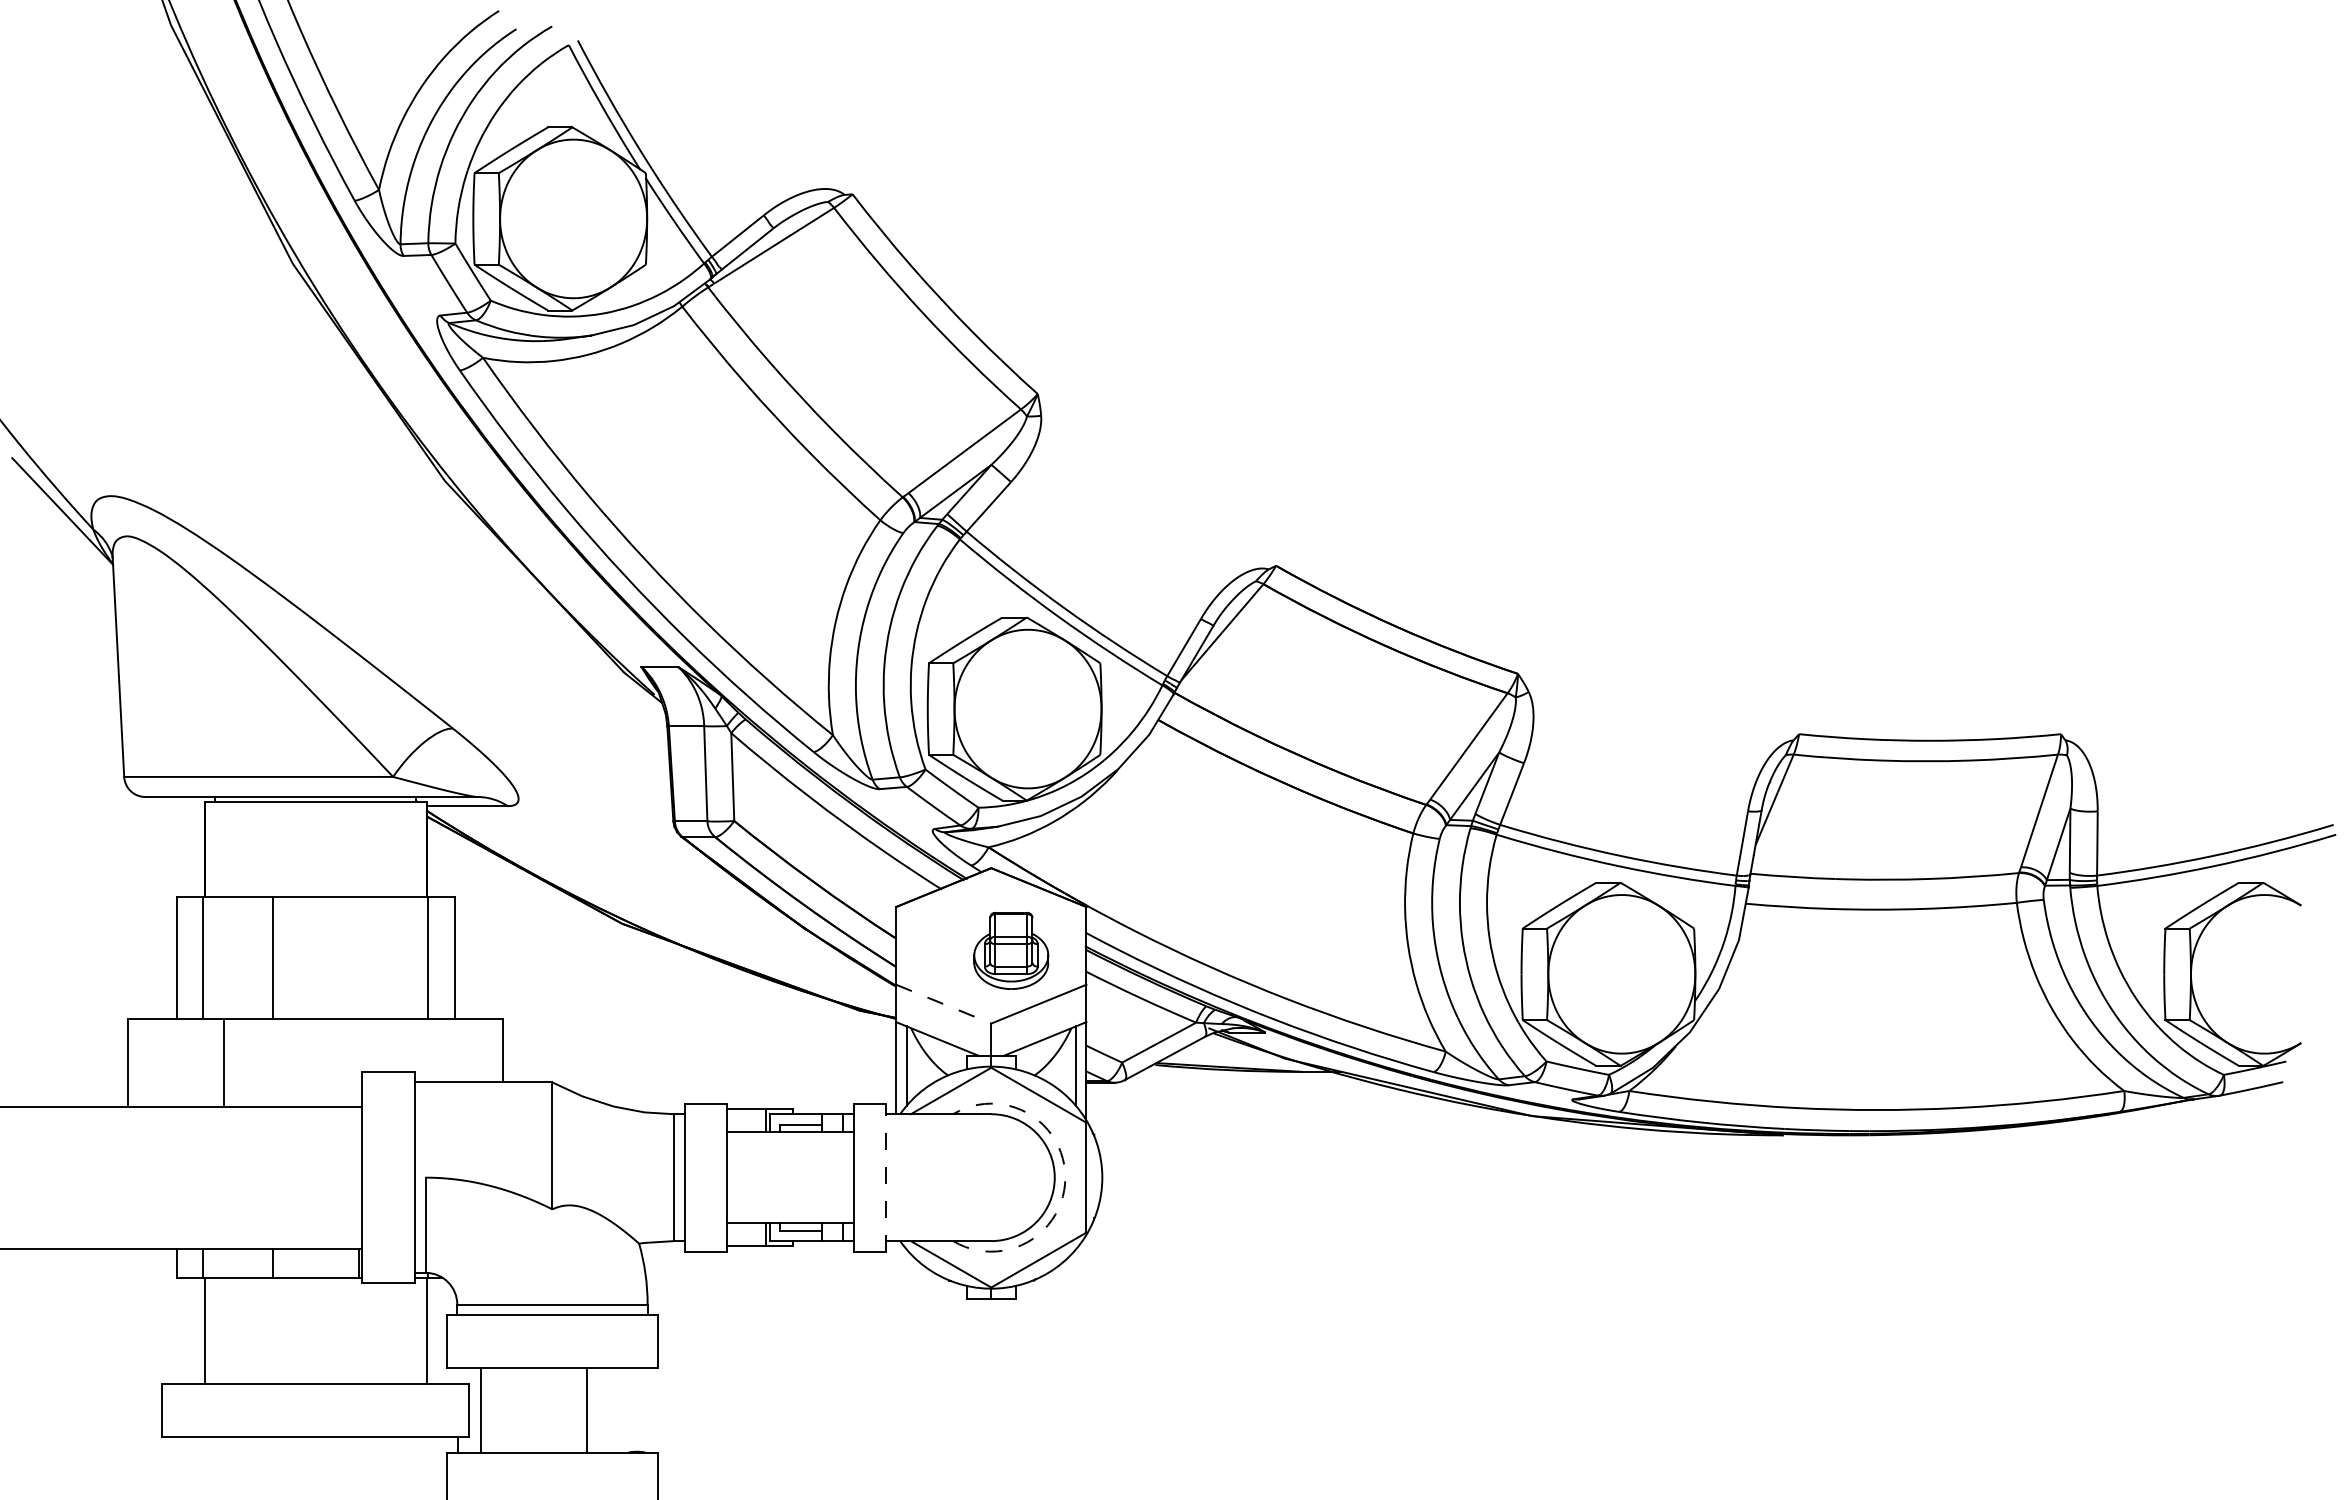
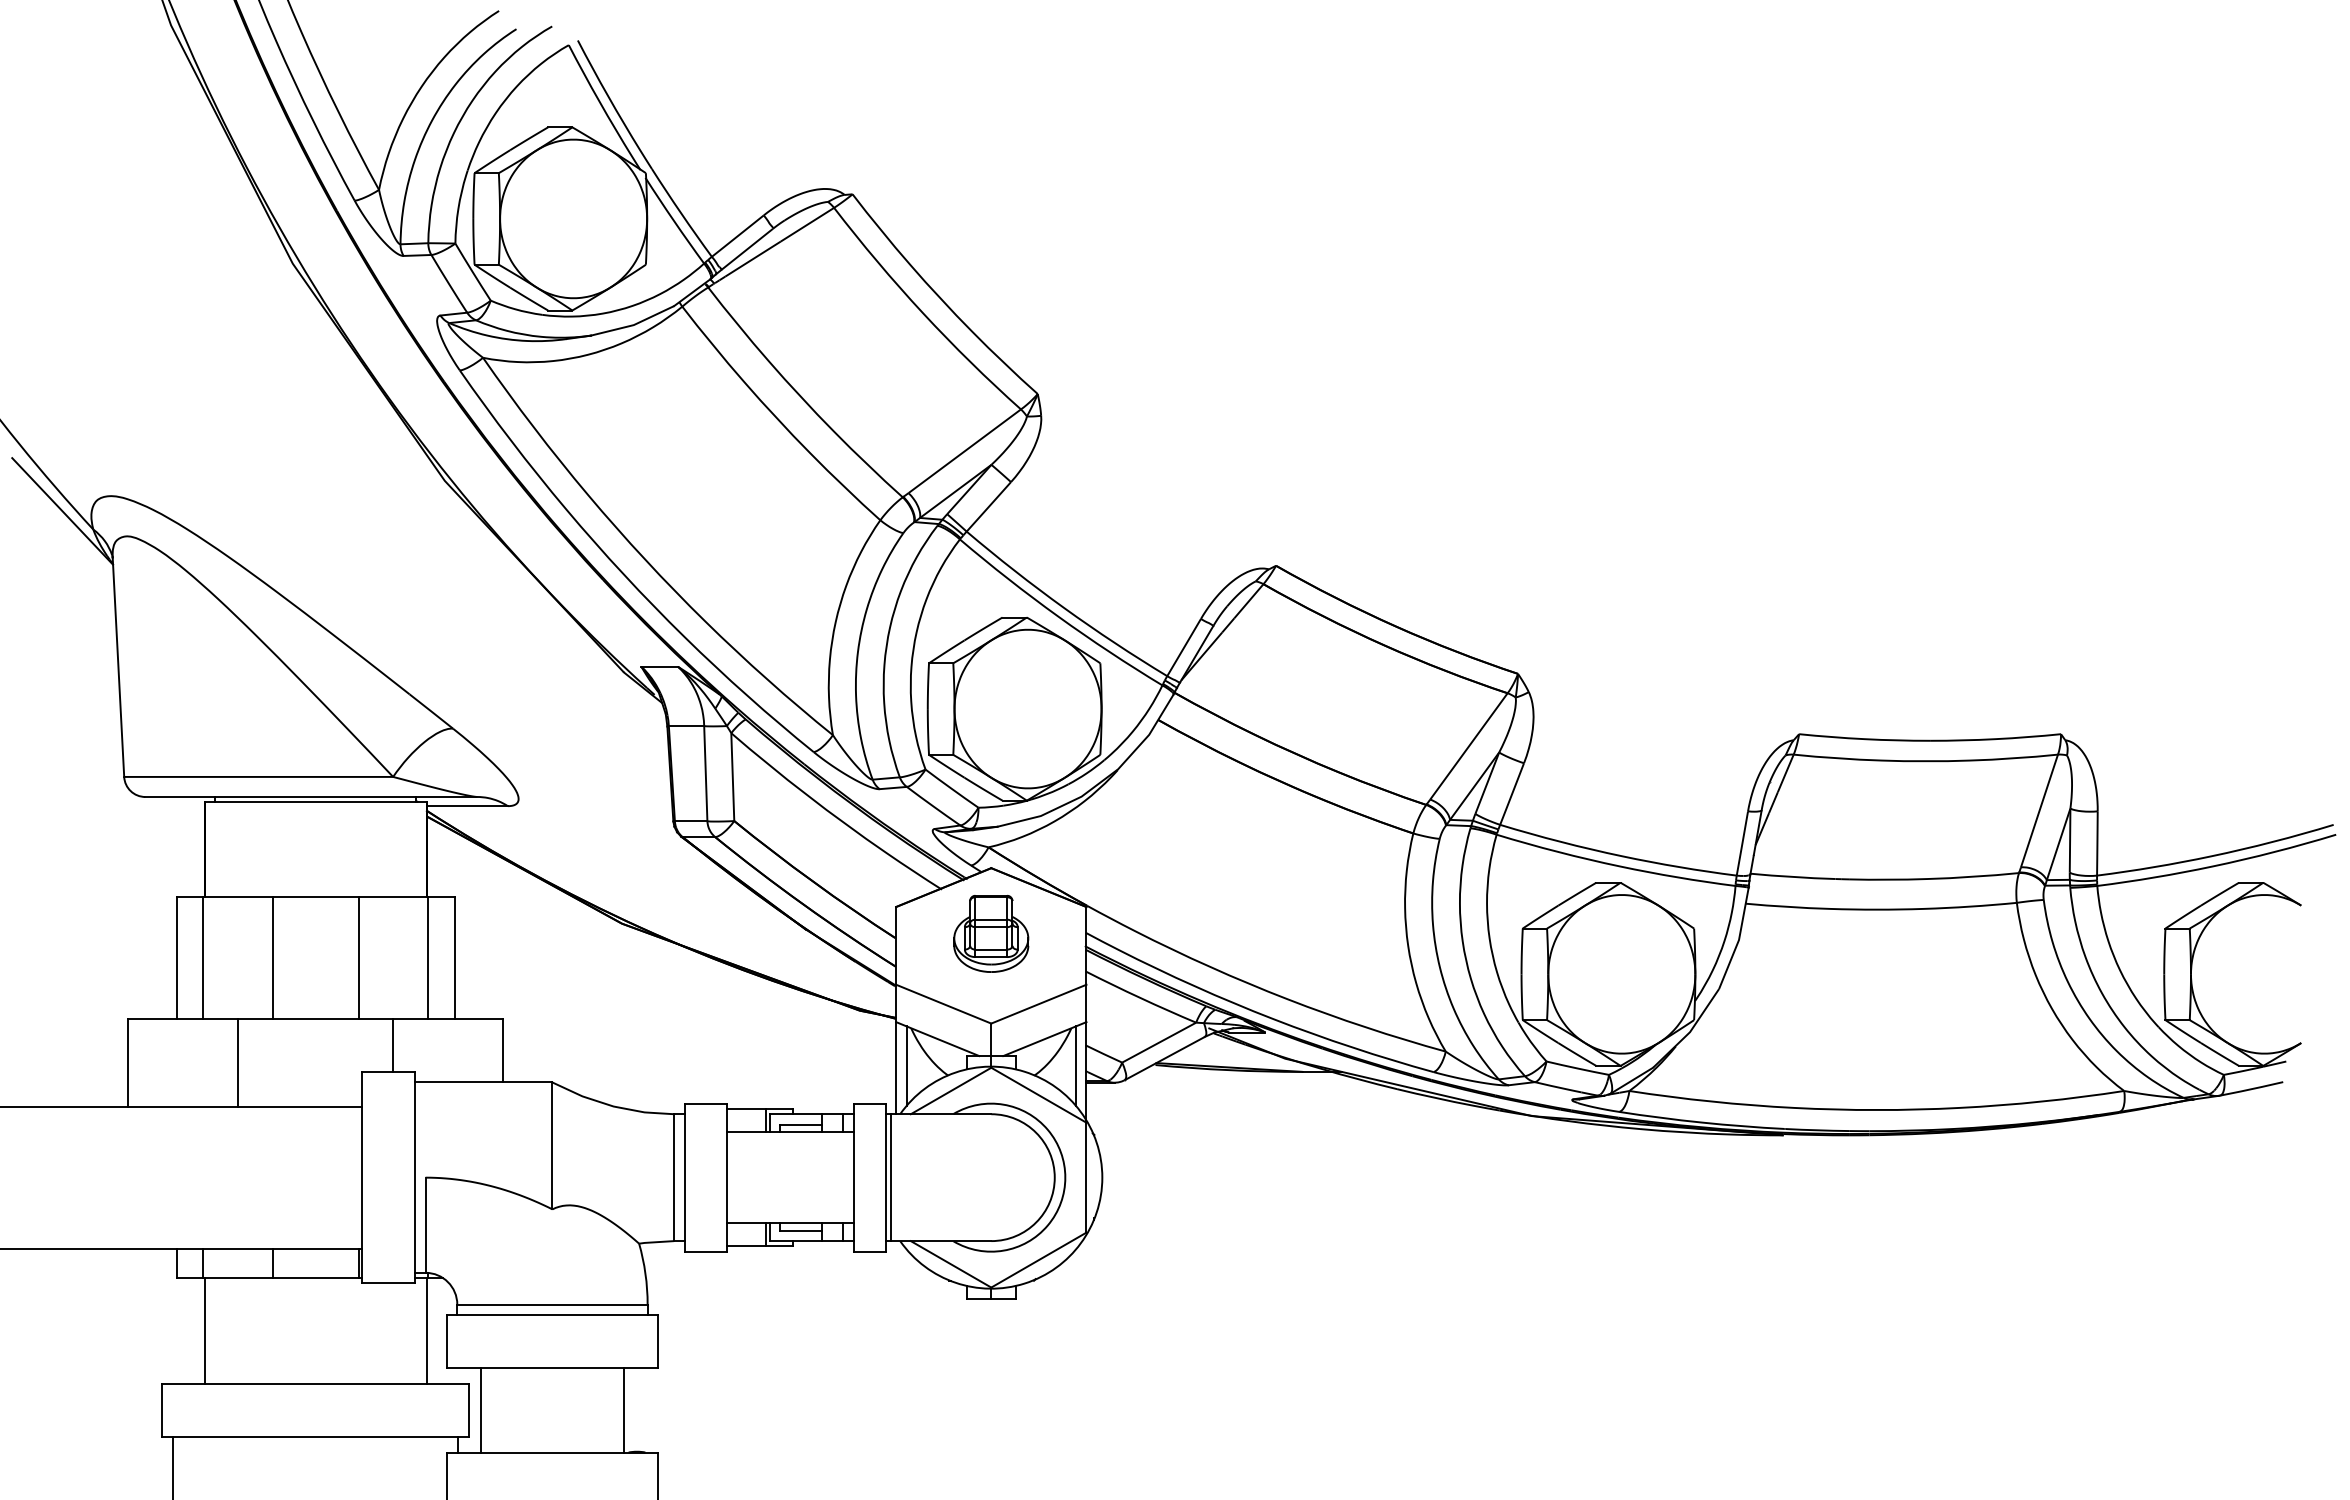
part position: (1011, 950) -> (991, 933) (991, 933)
line: none -> present (358, 958)
line: dashed -> solid (944, 1004)
line: none -> present (393, 1045)
line position: (223, 1062) -> (237, 1062) (237, 1062)
line: dashed -> solid (885, 1177)
line: none -> present (890, 1177)
arc: dashed -> solid (1065, 1177)
line position: (586, 1410) -> (623, 1410) (623, 1410)
line: none -> present (172, 1466)
